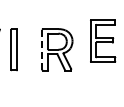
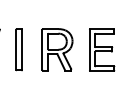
part position: (103, 40) -> (102, 49) (102, 49)
part position: (13, 49) -> (18, 49) (18, 49)
line: dashed -> solid (42, 49)
